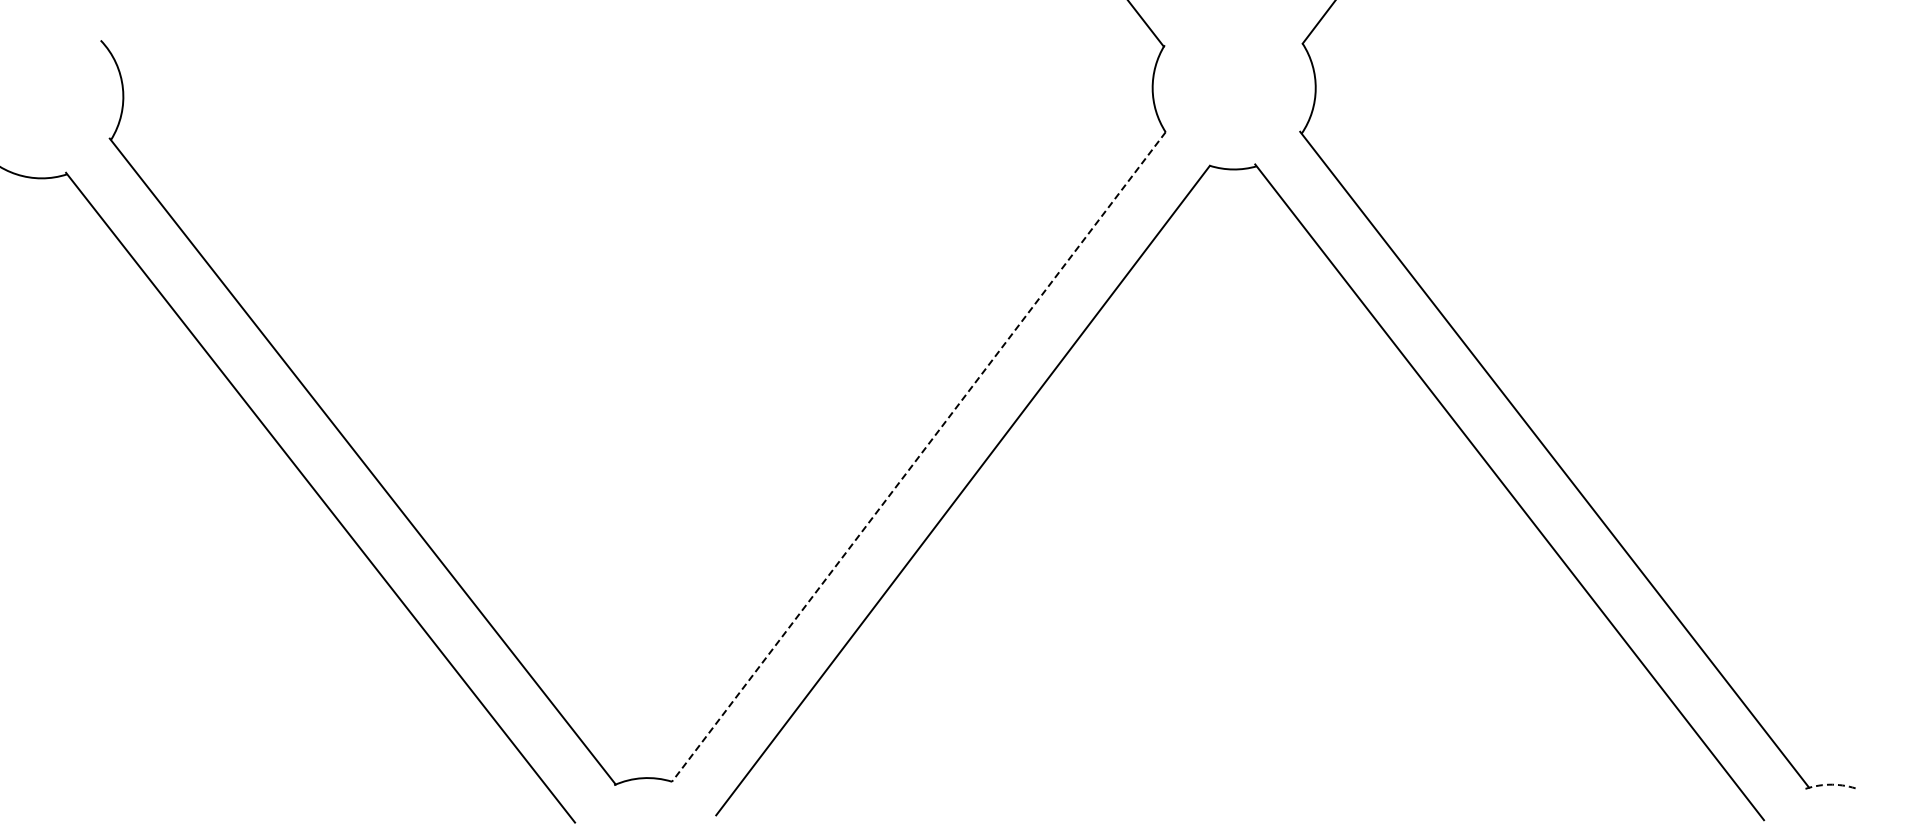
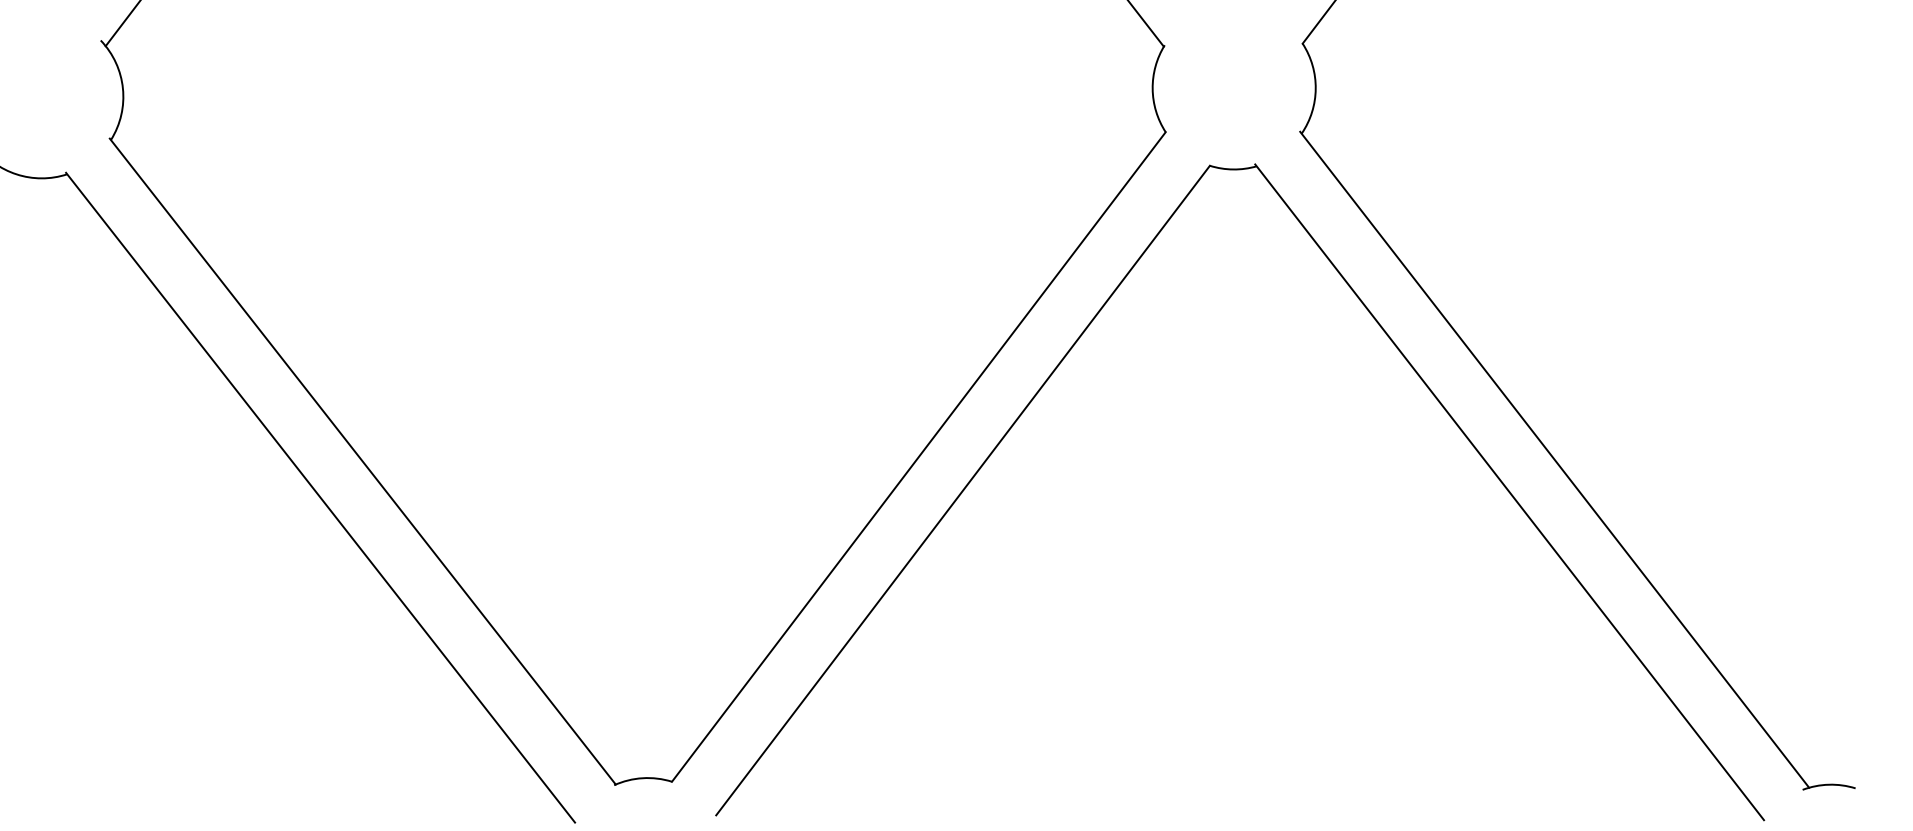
line: none -> present (122, 24)
line: dashed -> solid (918, 456)
arc: dashed -> solid (1829, 784)
